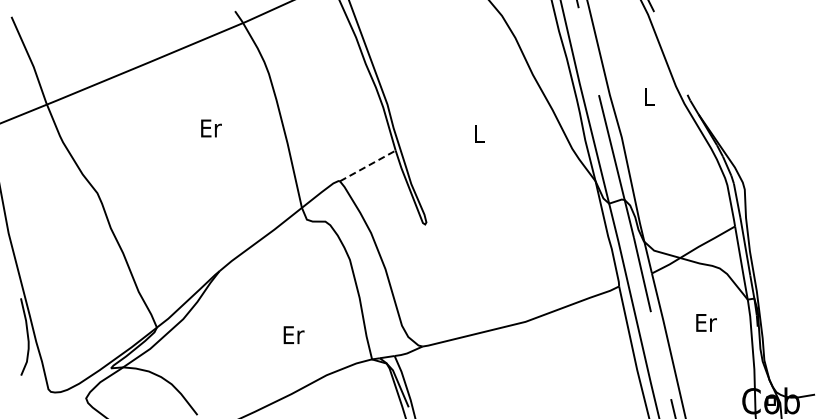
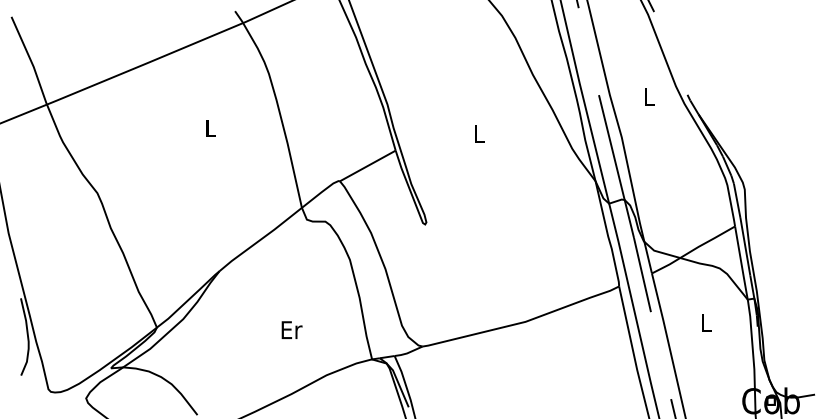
text: Er -> L (211, 128)
line: dashed -> solid (367, 165)
text: Er -> L (706, 322)
text position: (293, 334) -> (291, 329) (291, 329)
